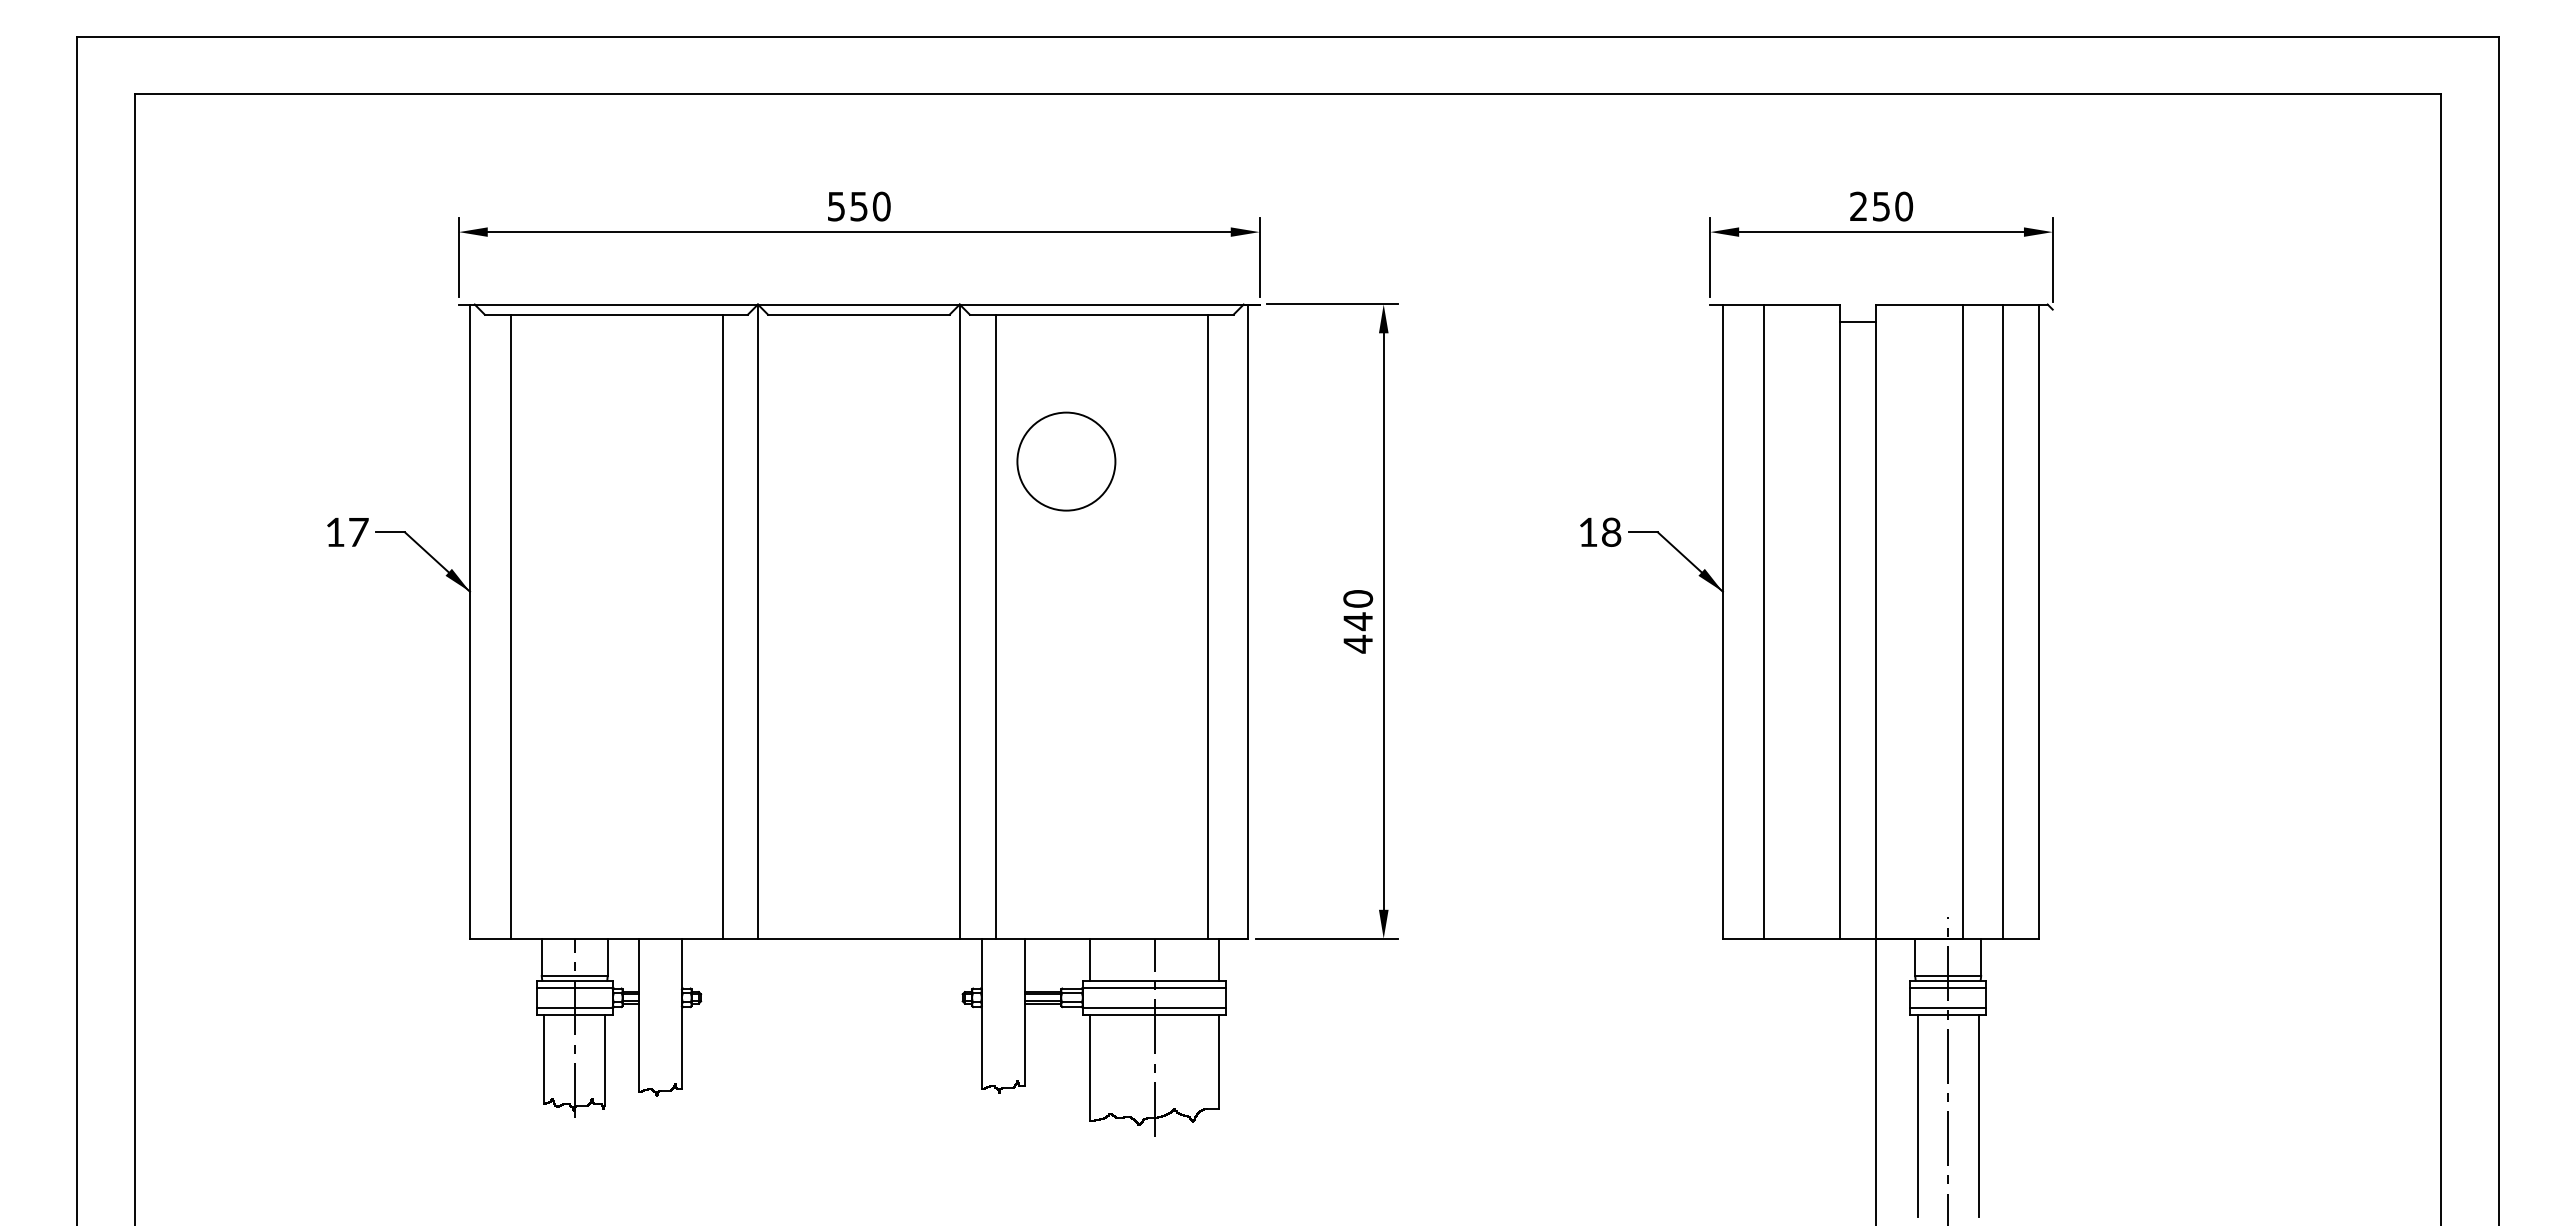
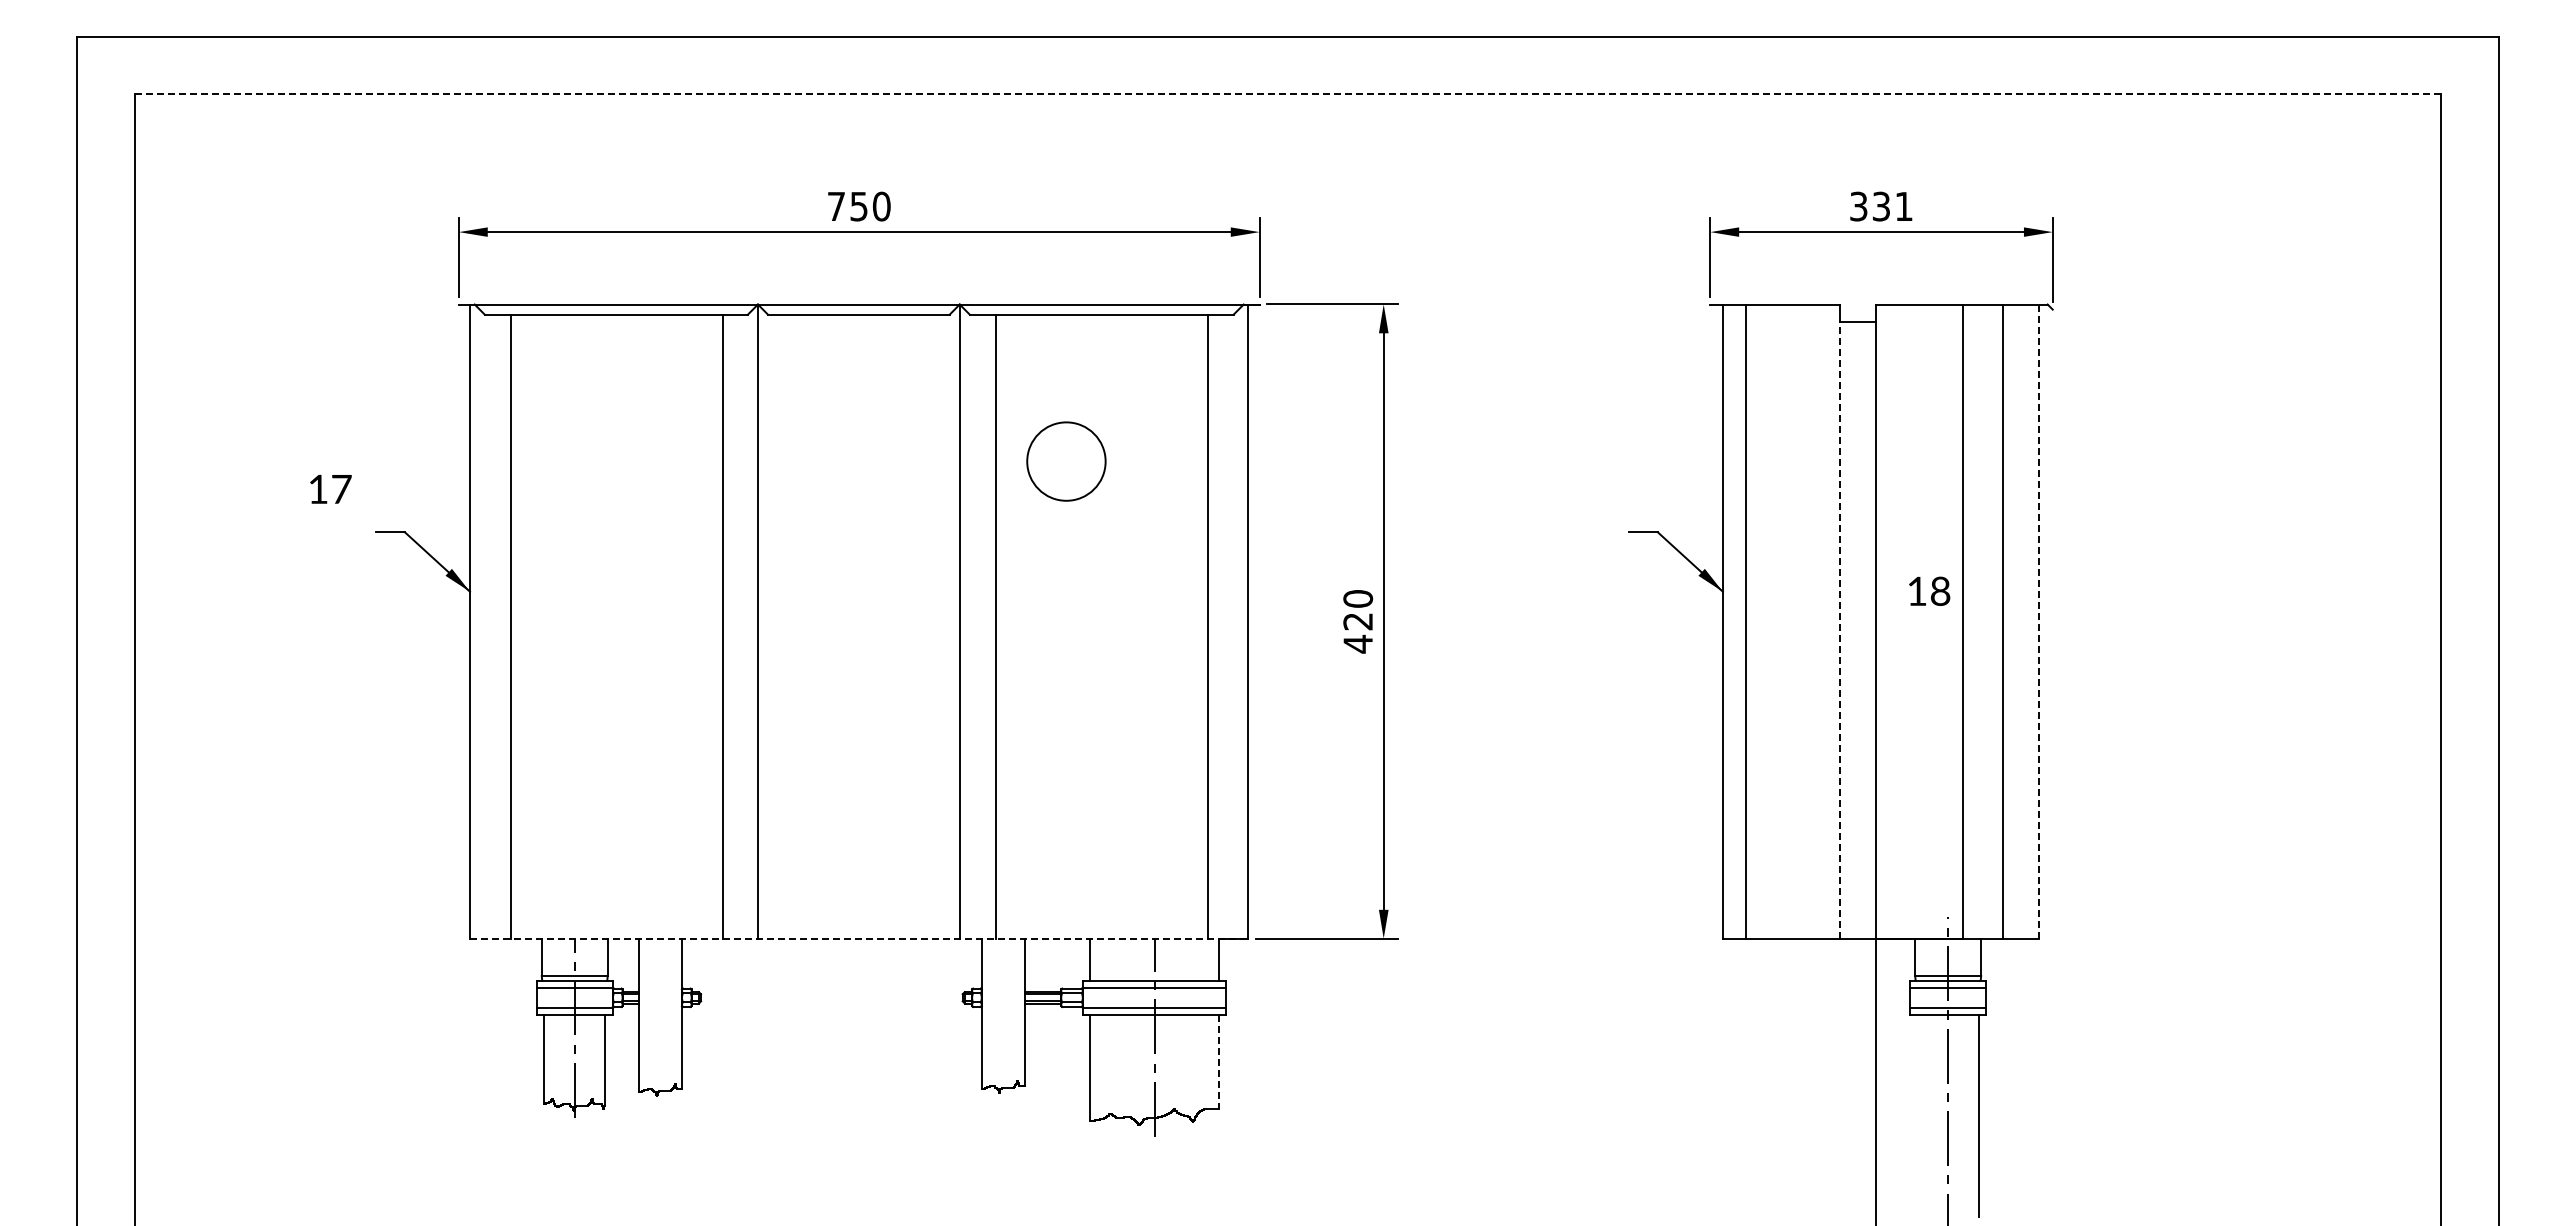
line: solid -> dashed (1287, 94)
text: 550 -> 750 (836, 206)
text: 250 -> 331 (1881, 206)
circle size: 101x101 px -> 81x81 px (1066, 461)
text position: (347, 531) -> (330, 488) (330, 488)
text position: (1600, 531) -> (1929, 590) (1929, 590)
text: 440 -> 420 (1357, 621)
line position: (1763, 621) -> (1745, 621) (1745, 621)
line: solid -> dashed (2039, 621)
line: solid -> dashed (1840, 629)
line: solid -> dashed (859, 938)
line: solid -> dashed (1218, 1062)
line: present -> none (1917, 1115)
